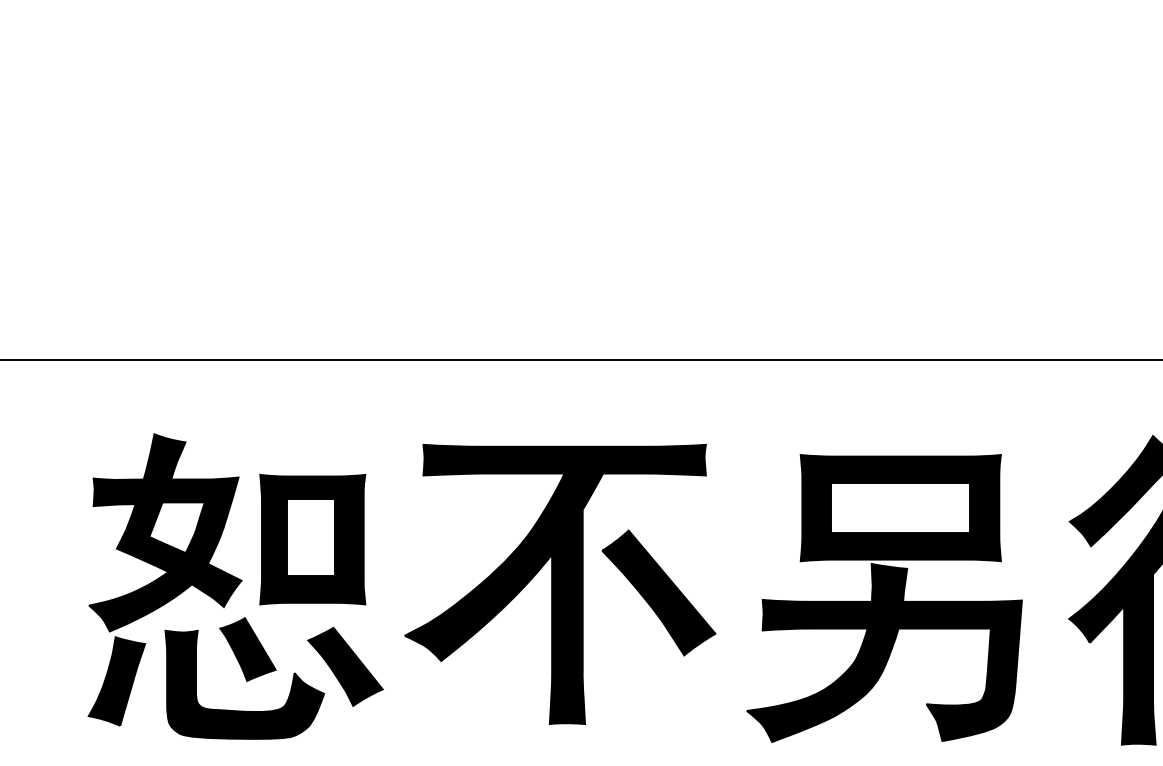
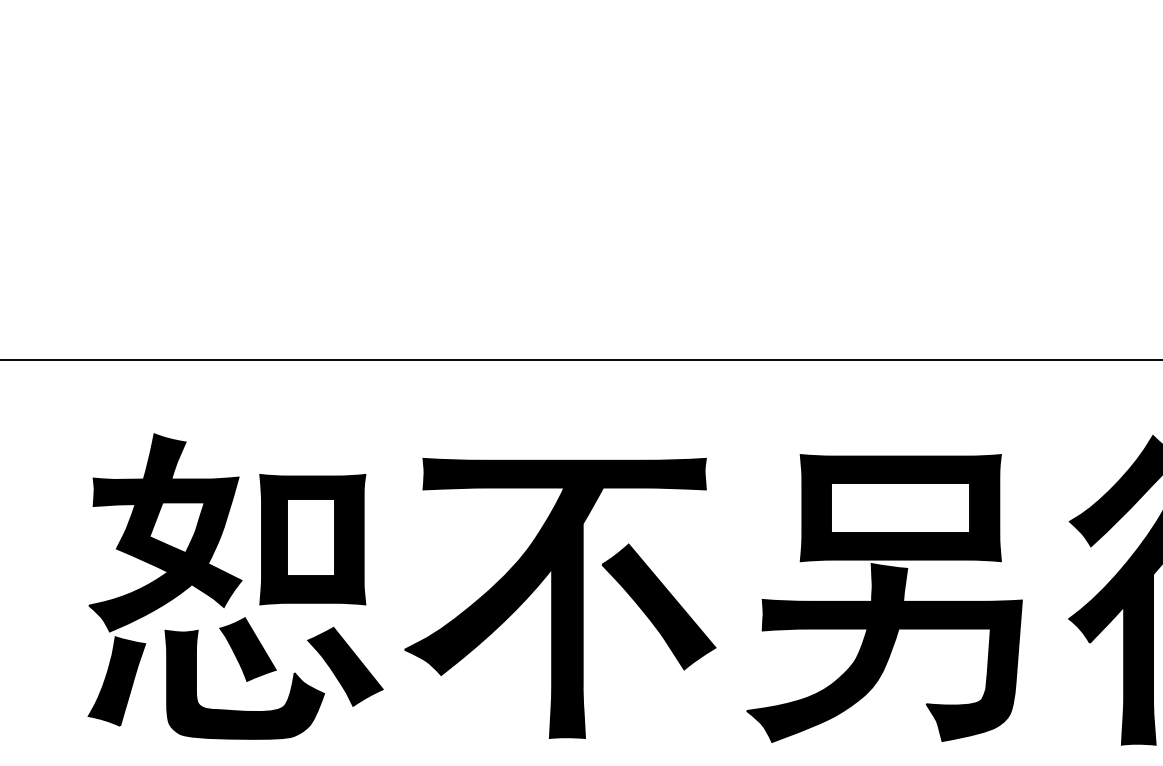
part position: (560, 583) -> (560, 597) (560, 597)
